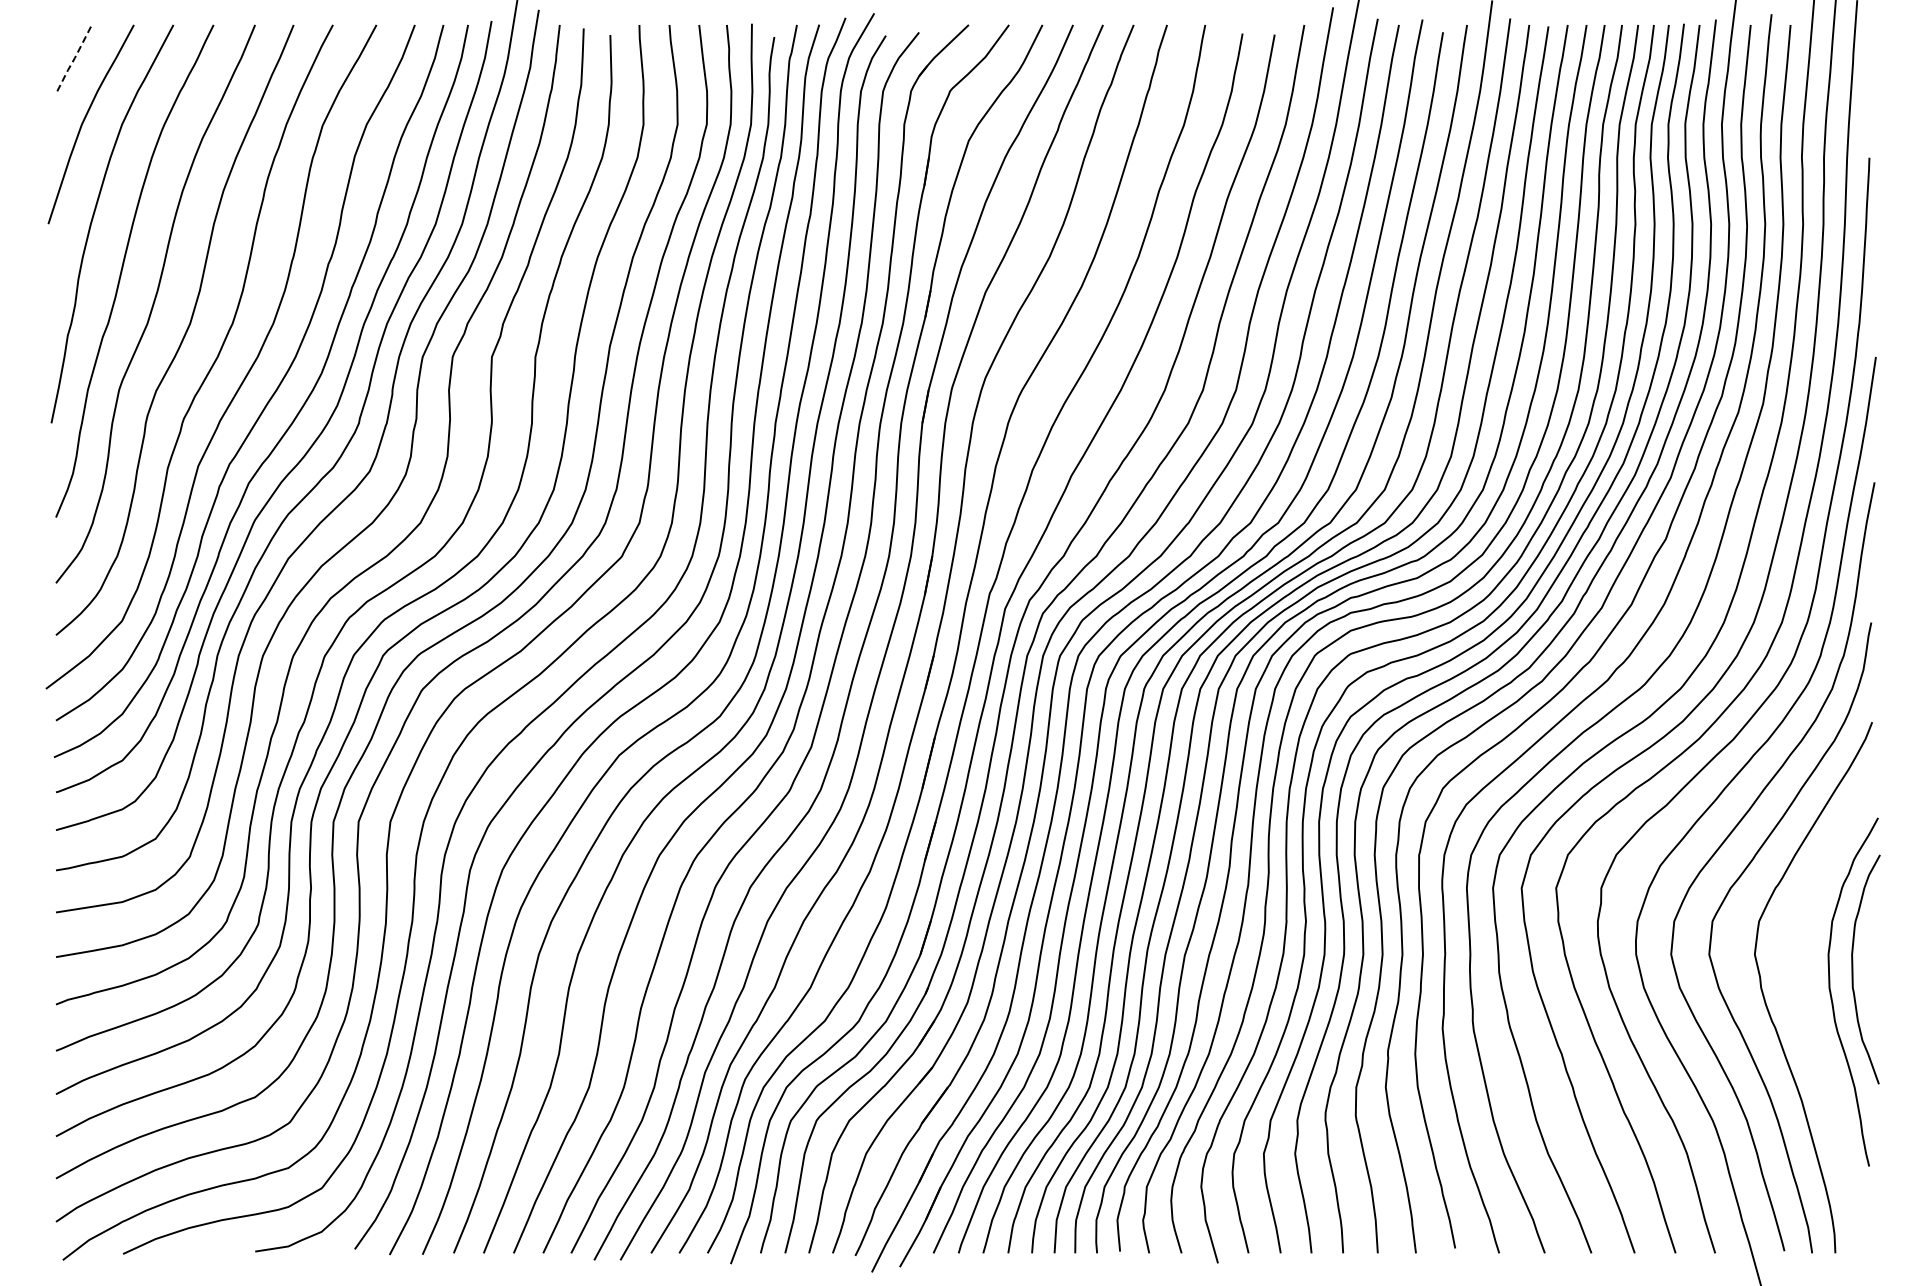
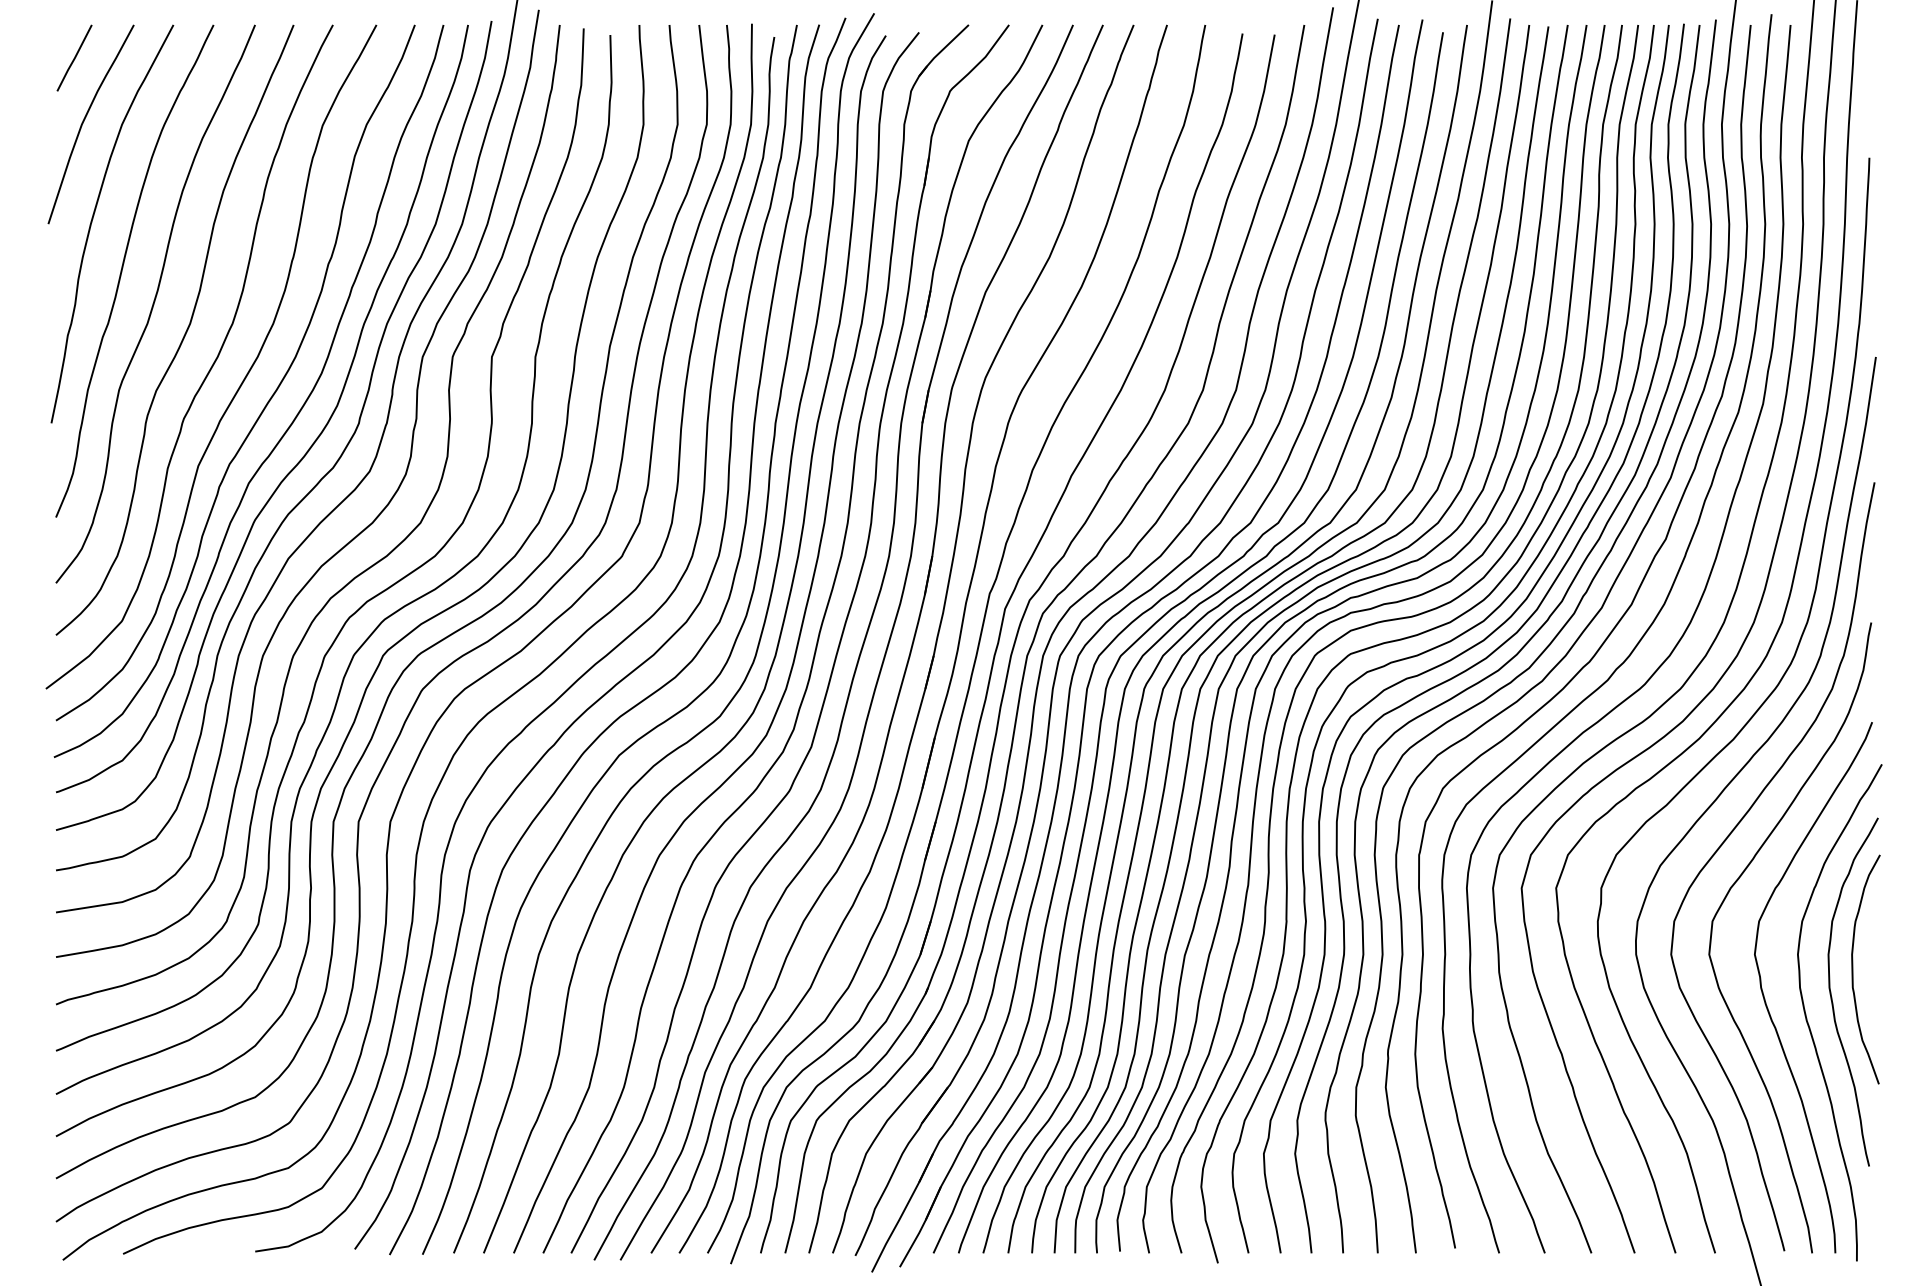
line: dashed -> solid (74, 58)
curve: none -> present (1809, 1024)
